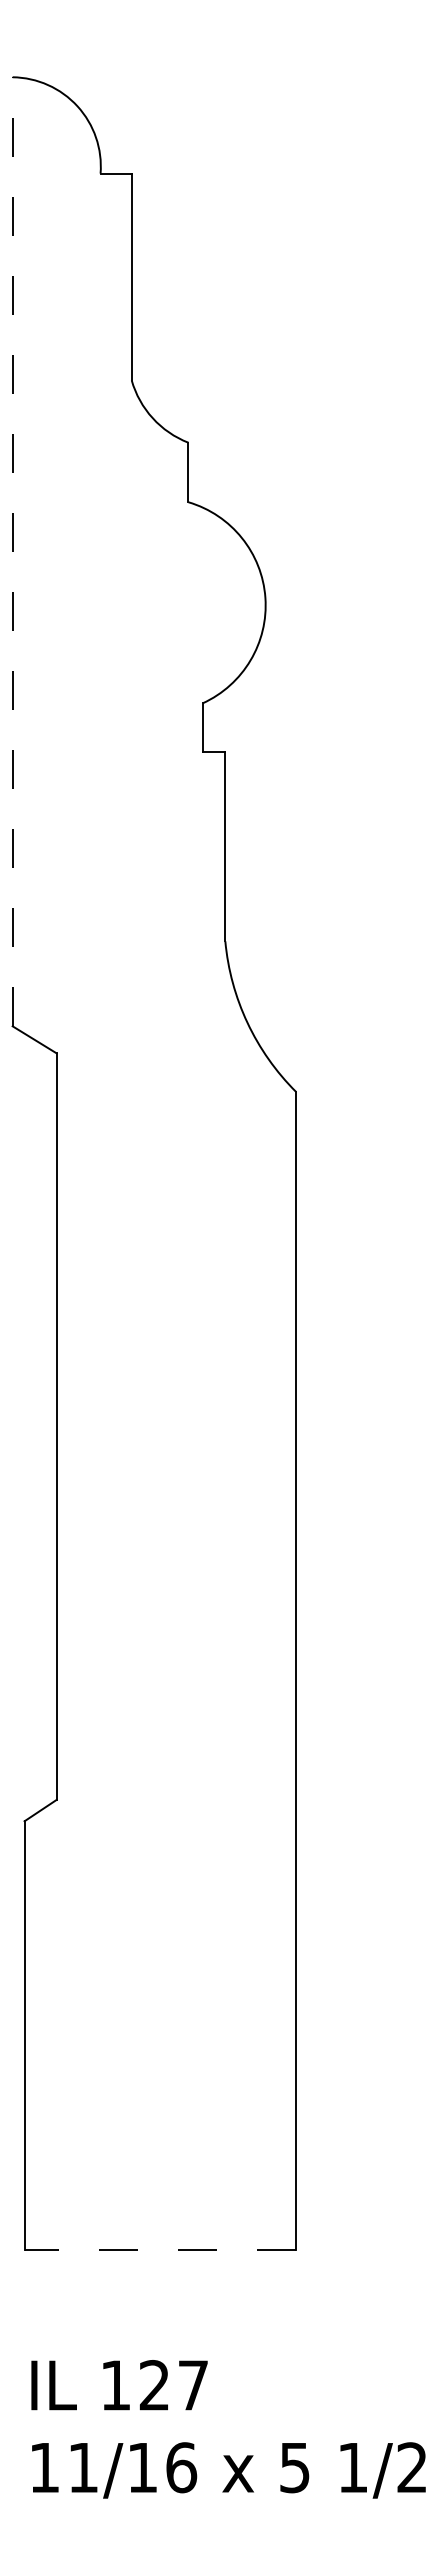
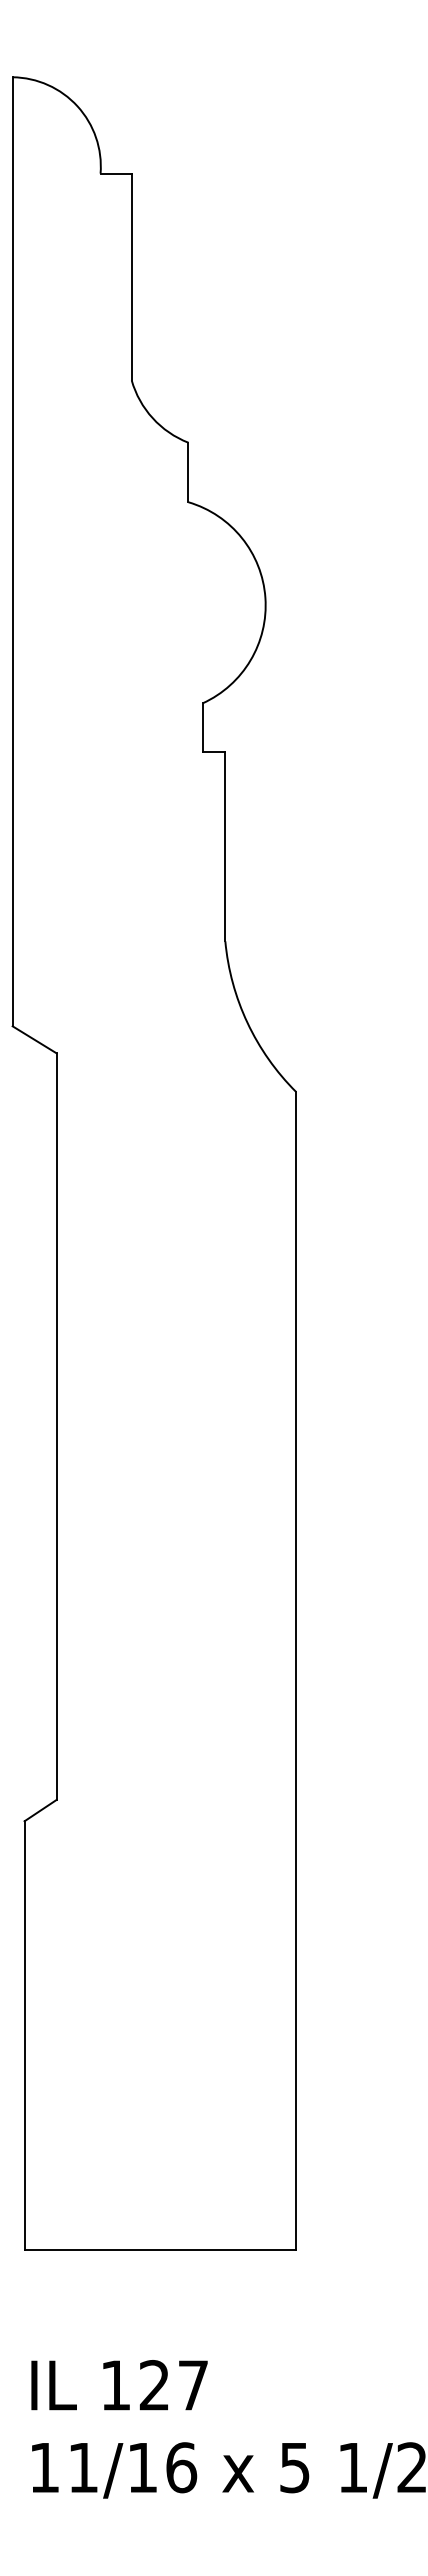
line: dashed -> solid (12, 551)
line: dashed -> solid (160, 2249)
